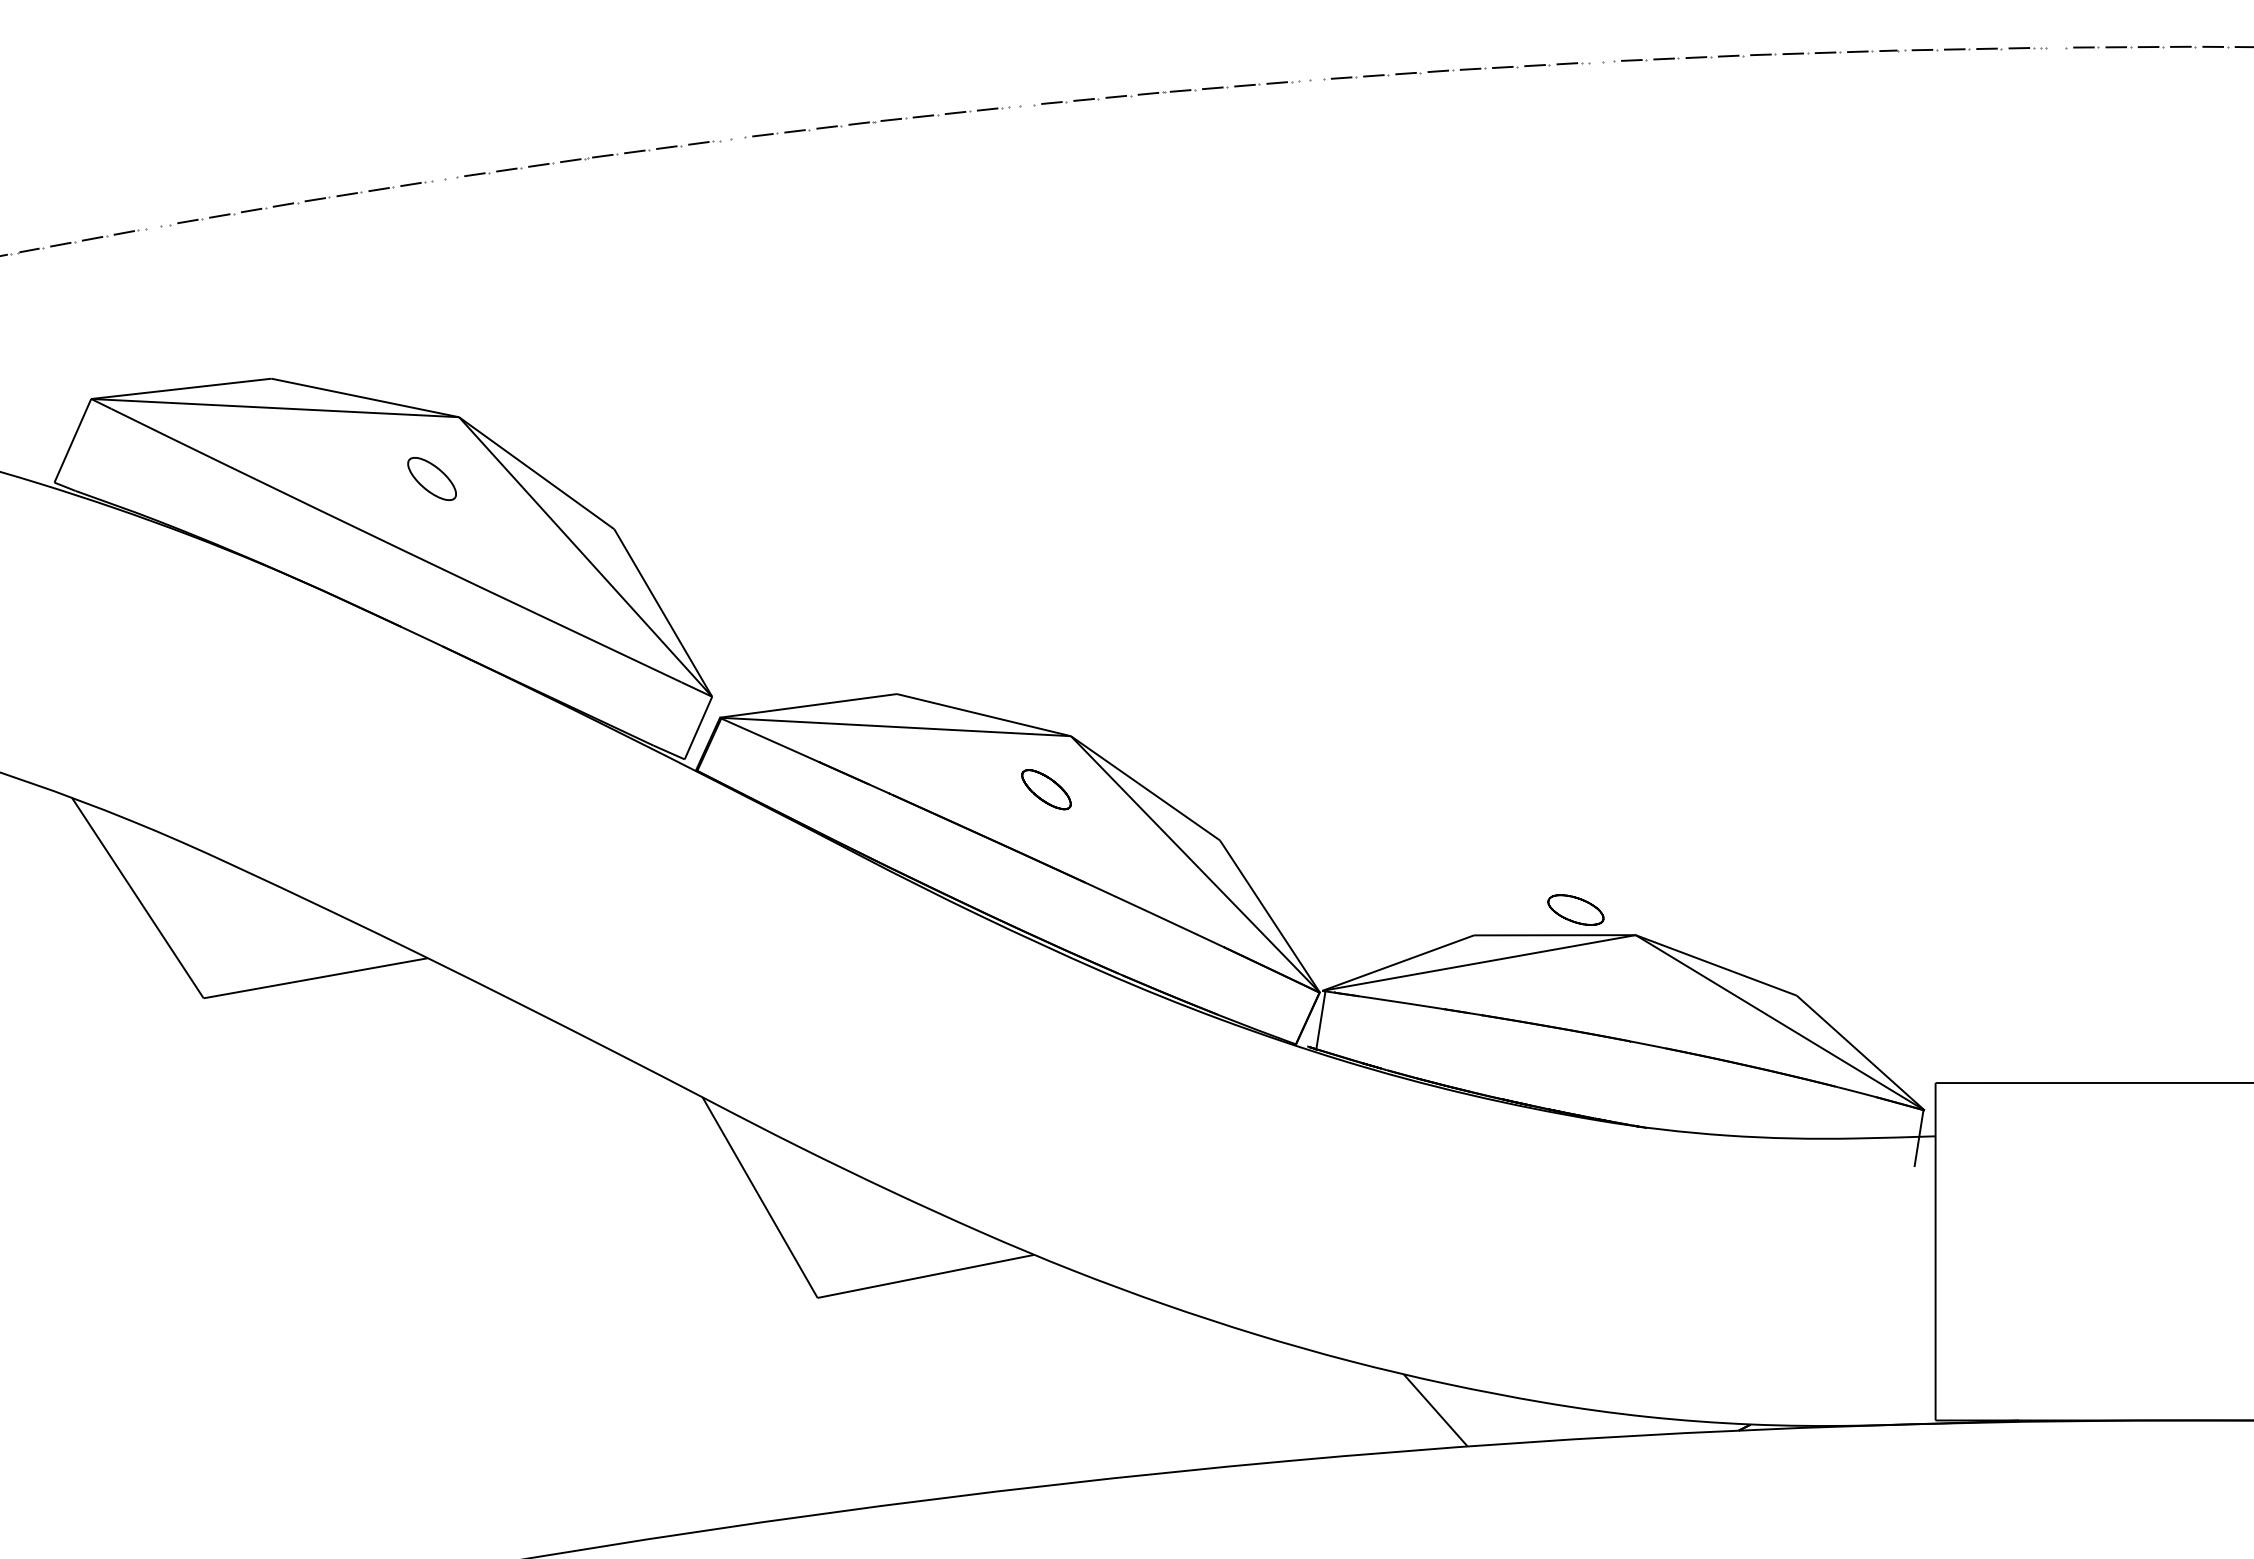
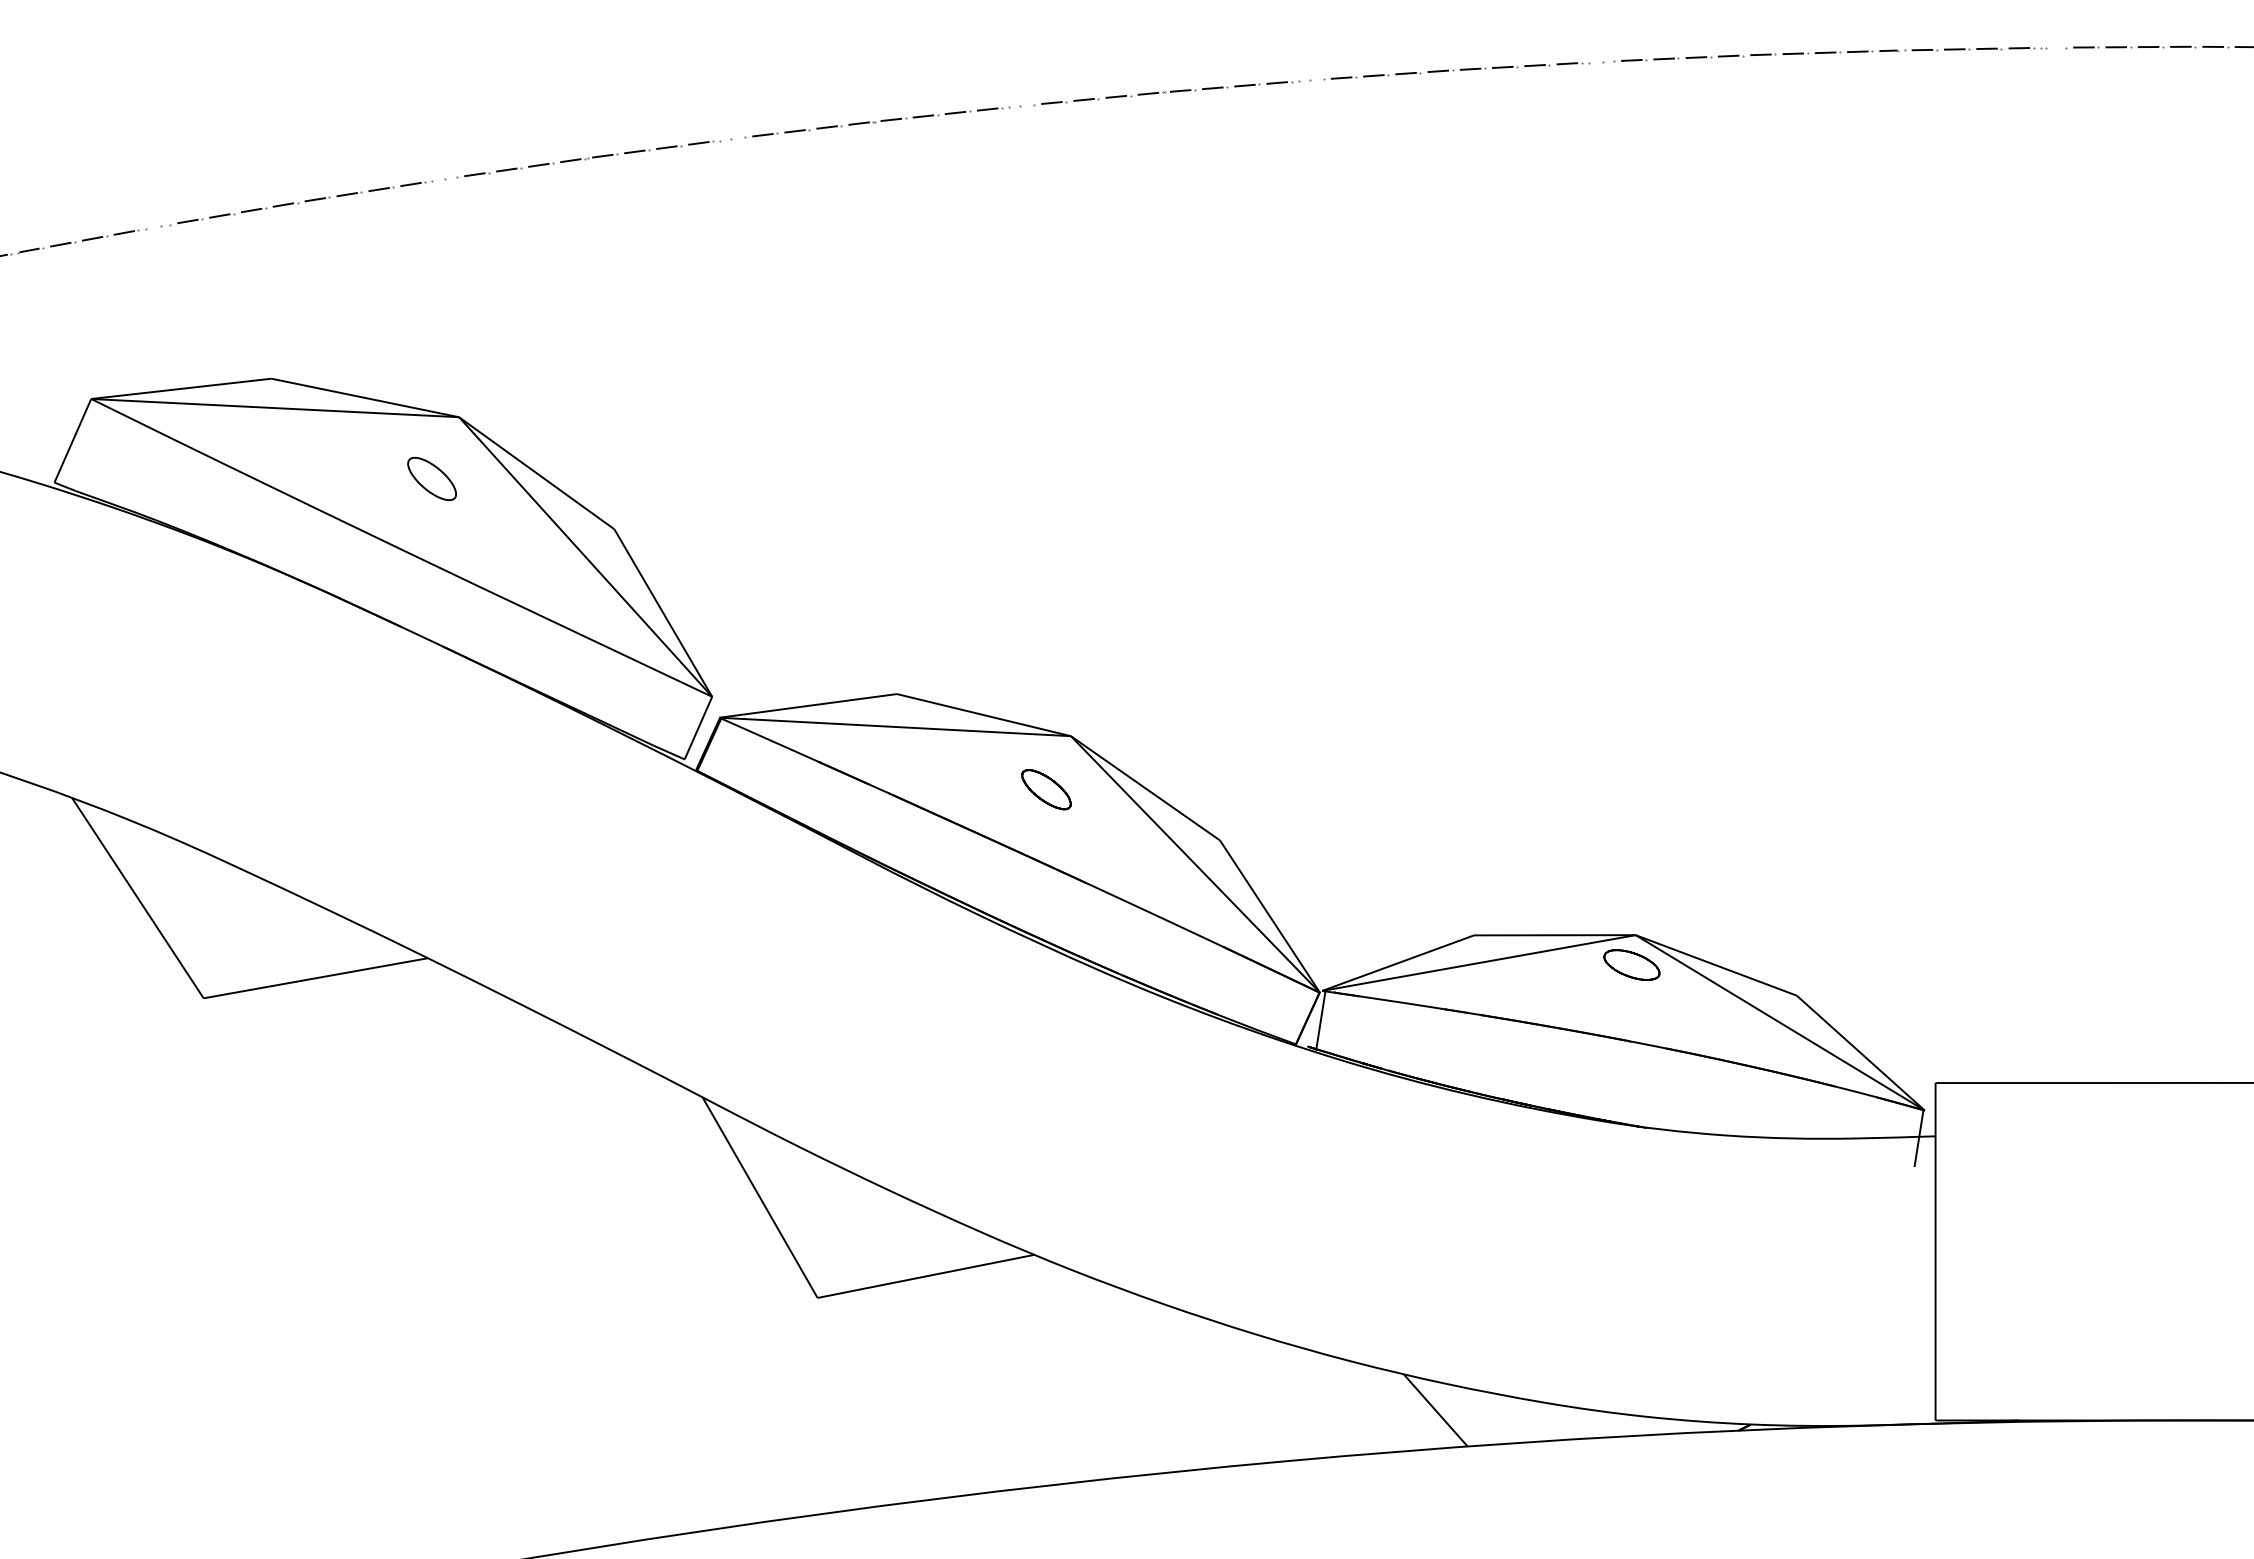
part position: (1575, 909) -> (1631, 964) (1631, 964)
